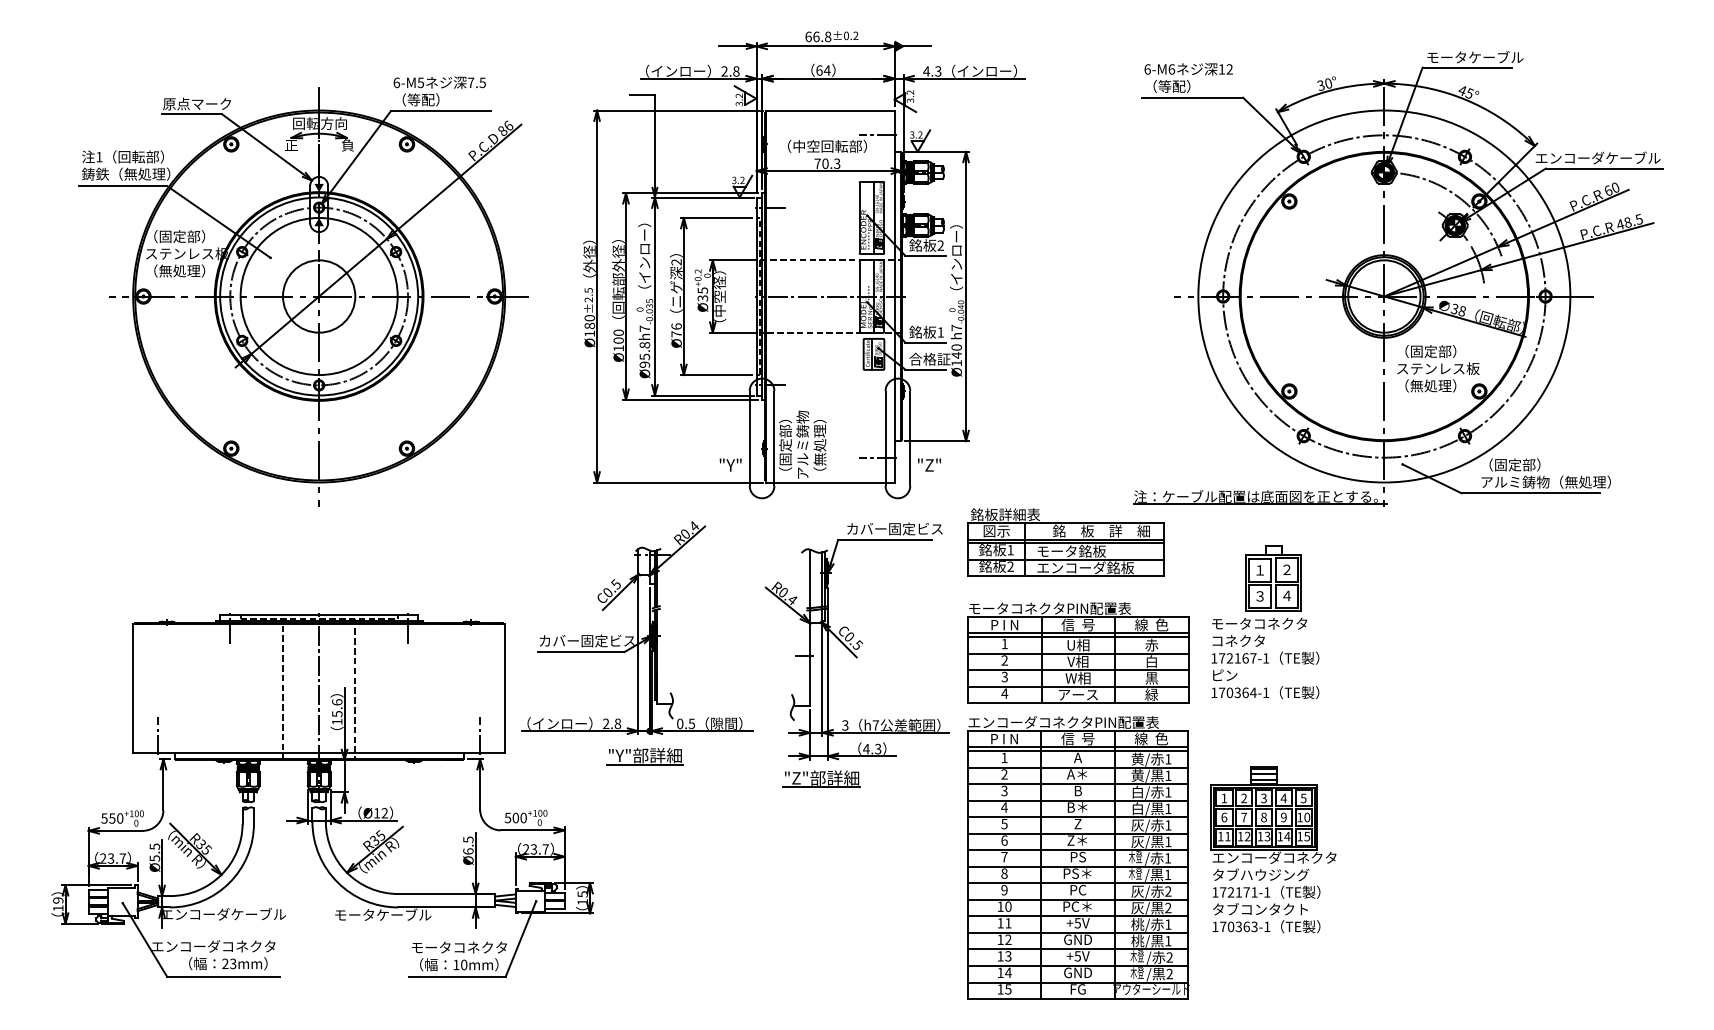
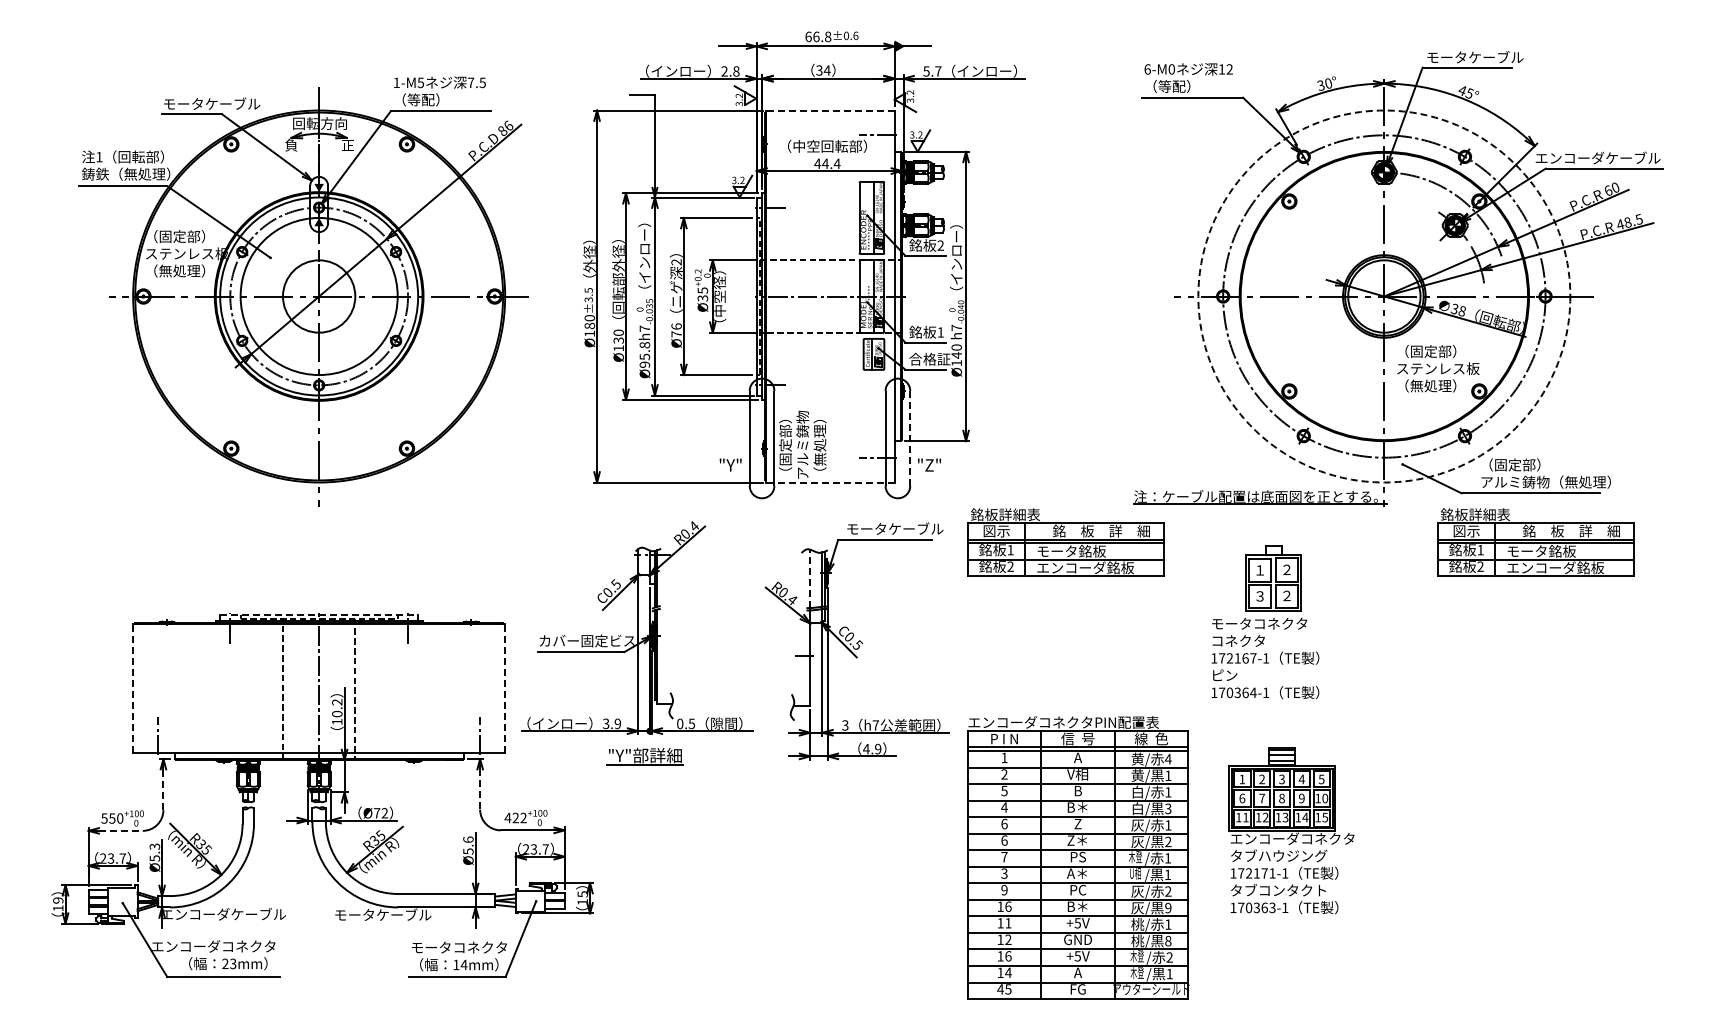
text: ±0.2 -> ±0.6 (855, 35)
text: 6-M6 -> 6-M0 (1171, 69)
text: 64 -> 34 (819, 70)
text: 4.3 -> 5.7 (932, 71)
text: 6-M5 -> 1-M5 (396, 82)
text: 原点マーク -> モータケーブル (211, 103)
line: solid -> dashed (829, 110)
text: 正 -> 負 (291, 144)
text: 負 -> 正 (347, 145)
text: 70.3 -> 44.4 (827, 163)
circle: solid -> dashed (1384, 296)
text: ±2.5 -> ±3.5 (588, 299)
text: Ø100 -> Ø130 (618, 340)
line: solid -> dashed (910, 438)
line: solid -> dashed (829, 482)
text: カバー固定ビス -> モータケーブル (895, 528)
part: none -> present (1535, 542)
line: solid -> dashed (810, 578)
text: ４ -> ２ (1286, 595)
line: solid -> dashed (319, 614)
part: present -> none (1078, 652)
line: solid -> dashed (133, 688)
line: solid -> dashed (505, 688)
text: 15.6 -> 10.2 (337, 708)
text: 2.8 -> 3.9 (612, 723)
text: 4.3 -> 4.9 (878, 749)
text: 1 -> 4 (1167, 759)
text: A＊ -> V相 (1077, 774)
part: present -> none (821, 778)
line: solid -> dashed (163, 790)
line: solid -> dashed (480, 790)
text: 3 -> 5 (1004, 790)
text: 1 -> 3 (1168, 808)
text: Ø12 -> Ø72 (377, 813)
text: 500 -> 422 (515, 817)
text: 5 -> 6 (1004, 823)
line: solid -> dashed (120, 830)
text: 1 -> 2 (1168, 841)
text: Ø6.5 -> Ø5.6 (468, 845)
text: Ø5.5 -> Ø5.3 (154, 846)
part position: (1273, 849) -> (1291, 830) (1291, 830)
text: 8 -> 3 (1004, 873)
text: PS＊ -> A＊ (1077, 873)
text: 木登 -> U相 (1135, 873)
text: 10 -> 16 (1008, 906)
text: PC＊ -> B＊ (1077, 906)
text: 2 -> 9 (1168, 908)
text: 1 -> 8 (1168, 940)
text: 13 -> 16 (1008, 956)
text: 10mm -> 14mm (463, 964)
text: GND -> A (1077, 972)
text: 2 -> 1 (1169, 973)
text: 15 -> 45 (1000, 989)
